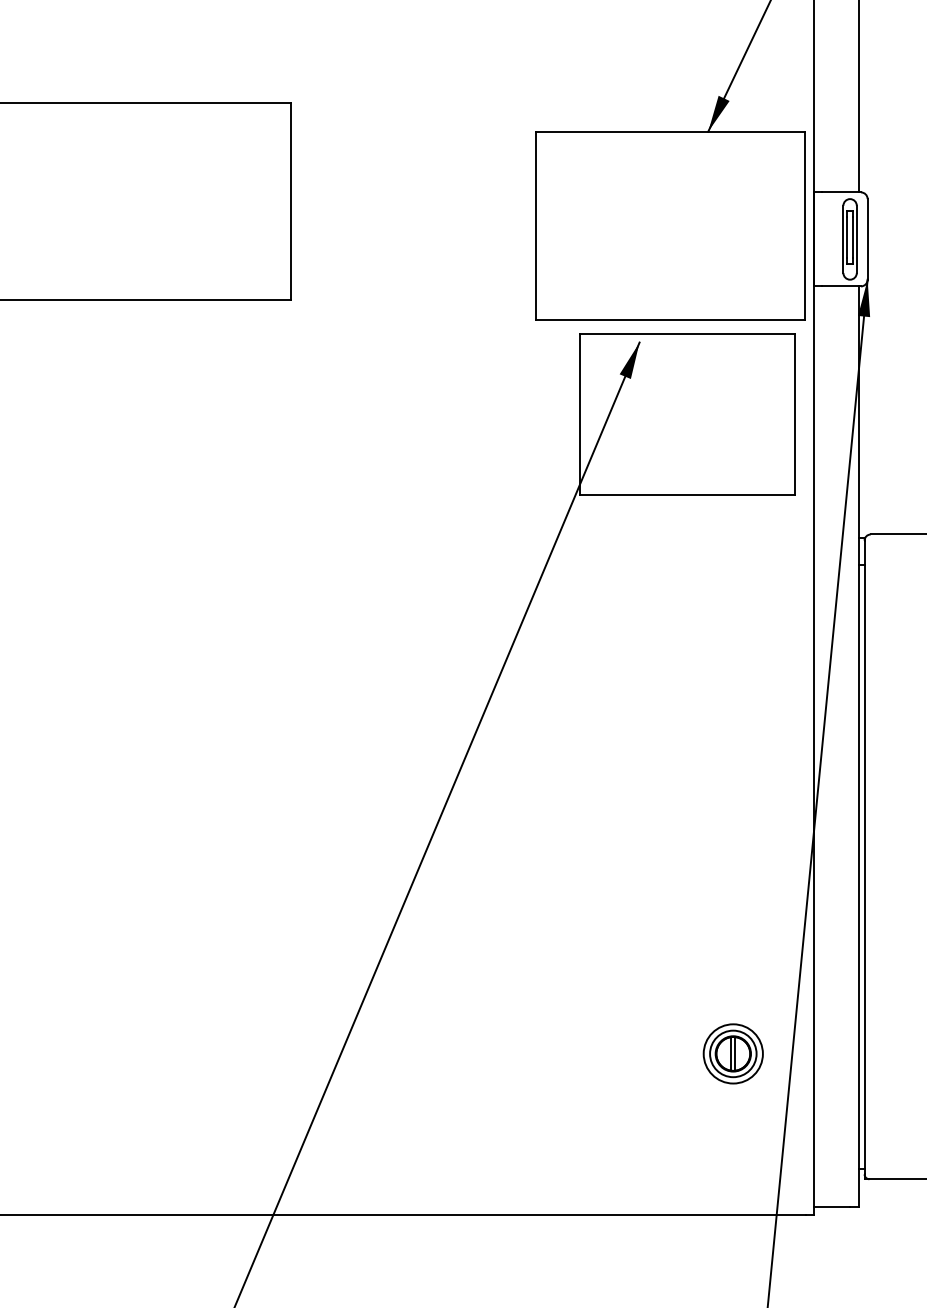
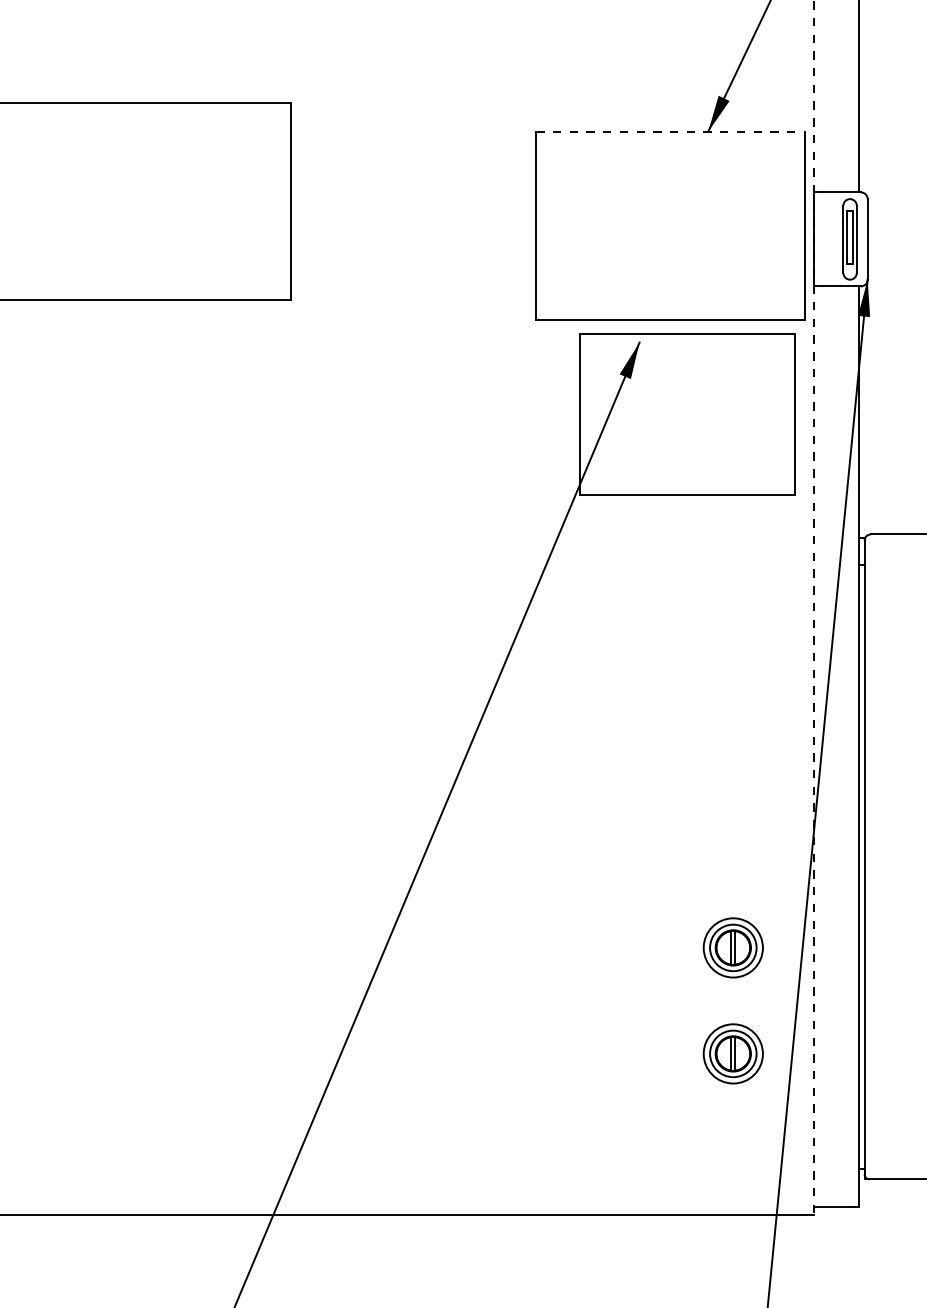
line: solid -> dashed (671, 131)
line: solid -> dashed (813, 608)
part: none -> present (732, 947)
